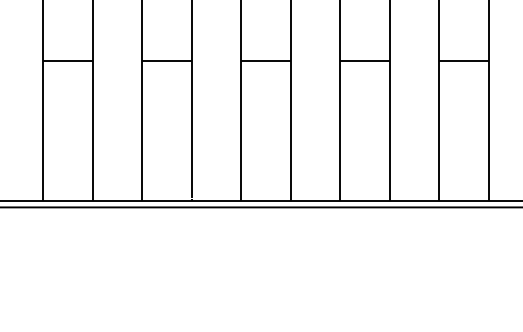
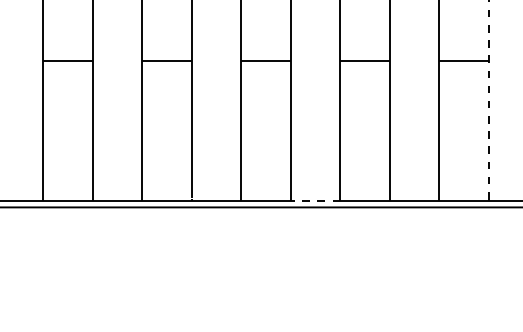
line: solid -> dashed (488, 99)
line: solid -> dashed (315, 201)
